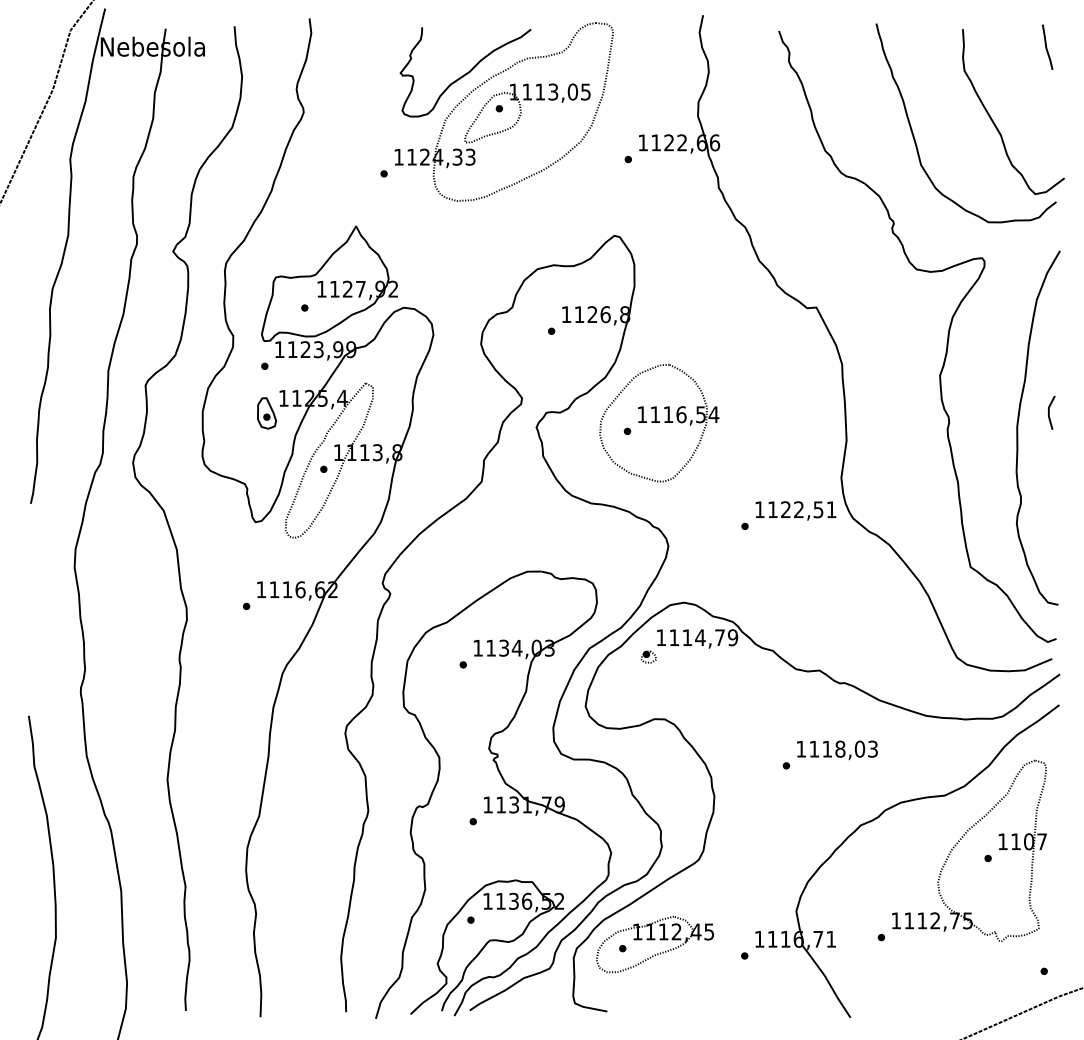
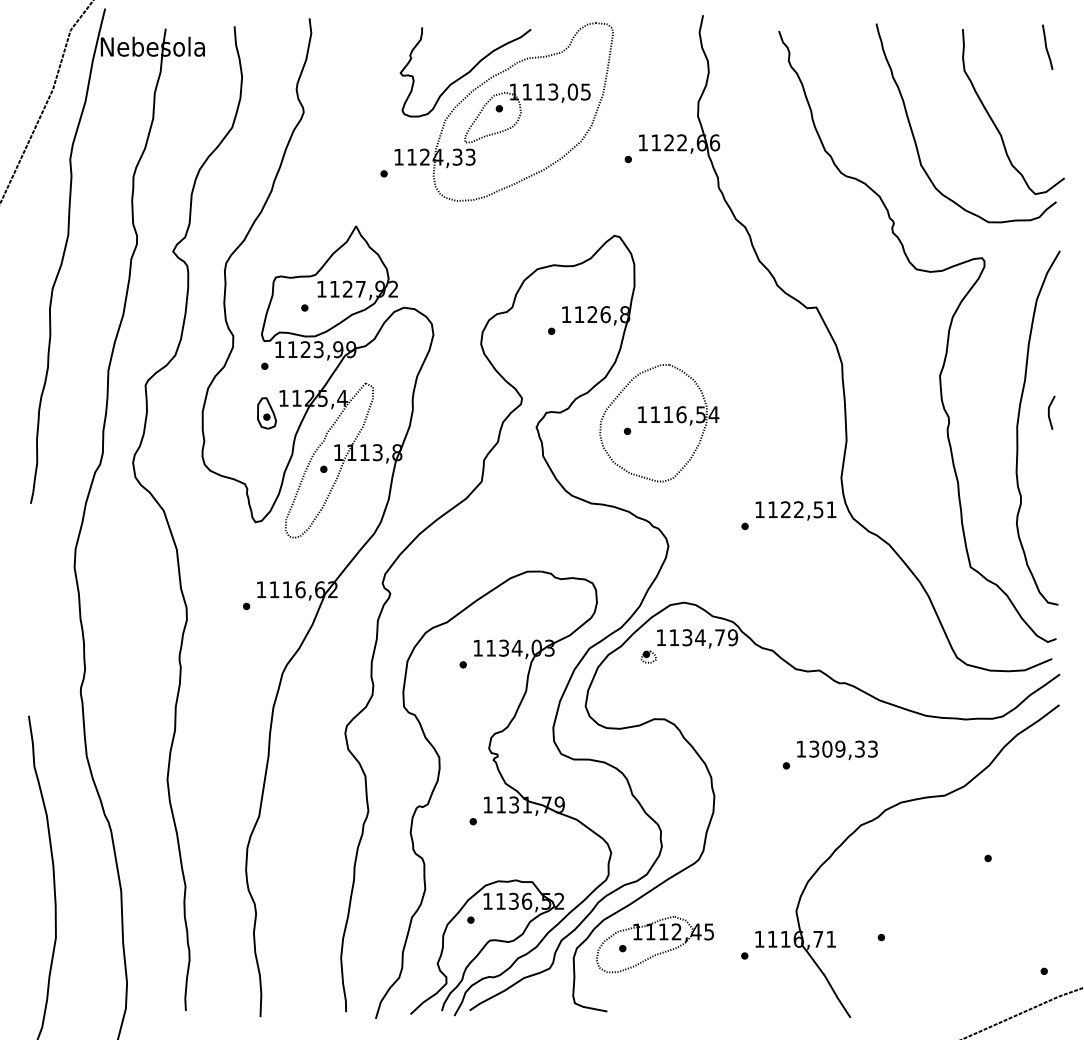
text: 1114,79 -> 1134,79 (687, 637)
text: 1118,03 -> 1309,33 (837, 748)
part: present -> none (958, 843)
